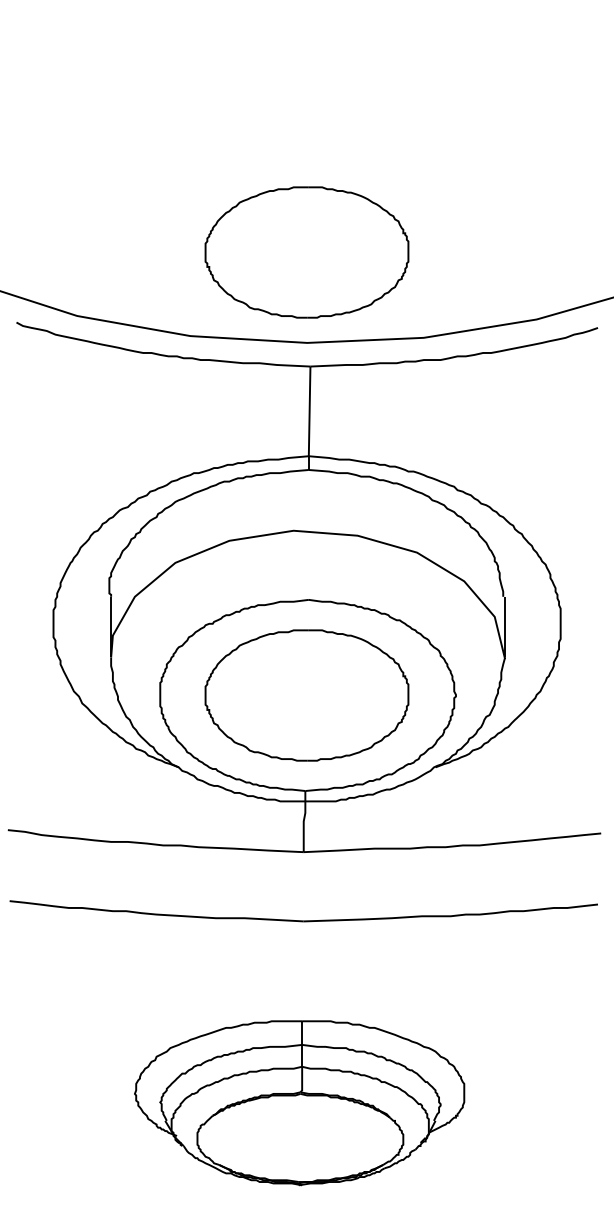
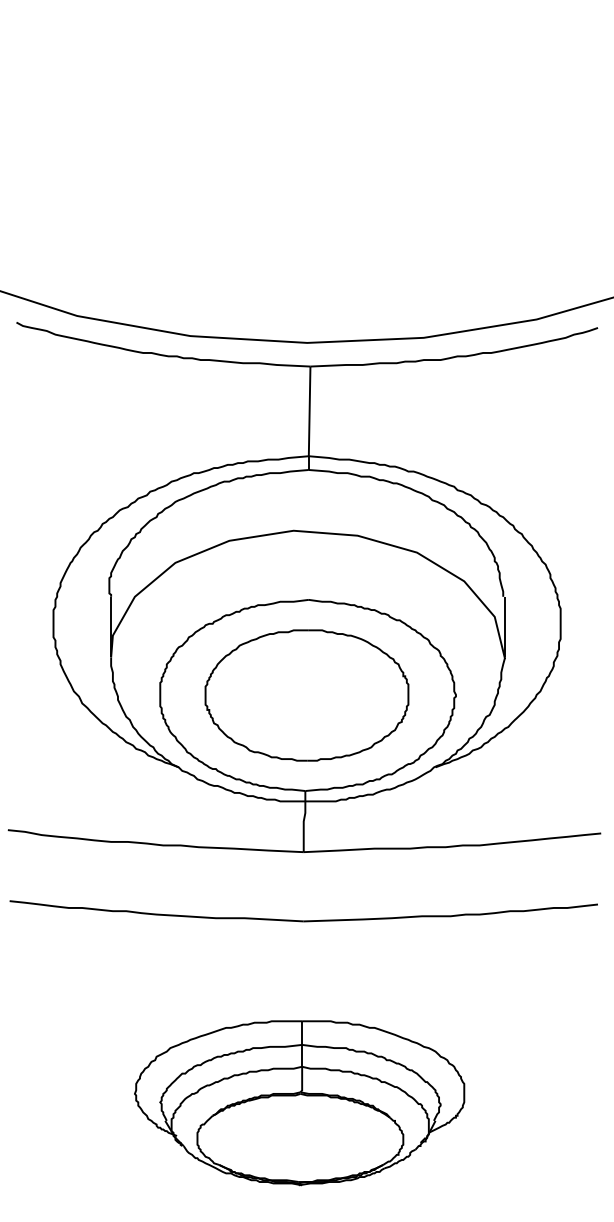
part: present -> none (306, 252)
